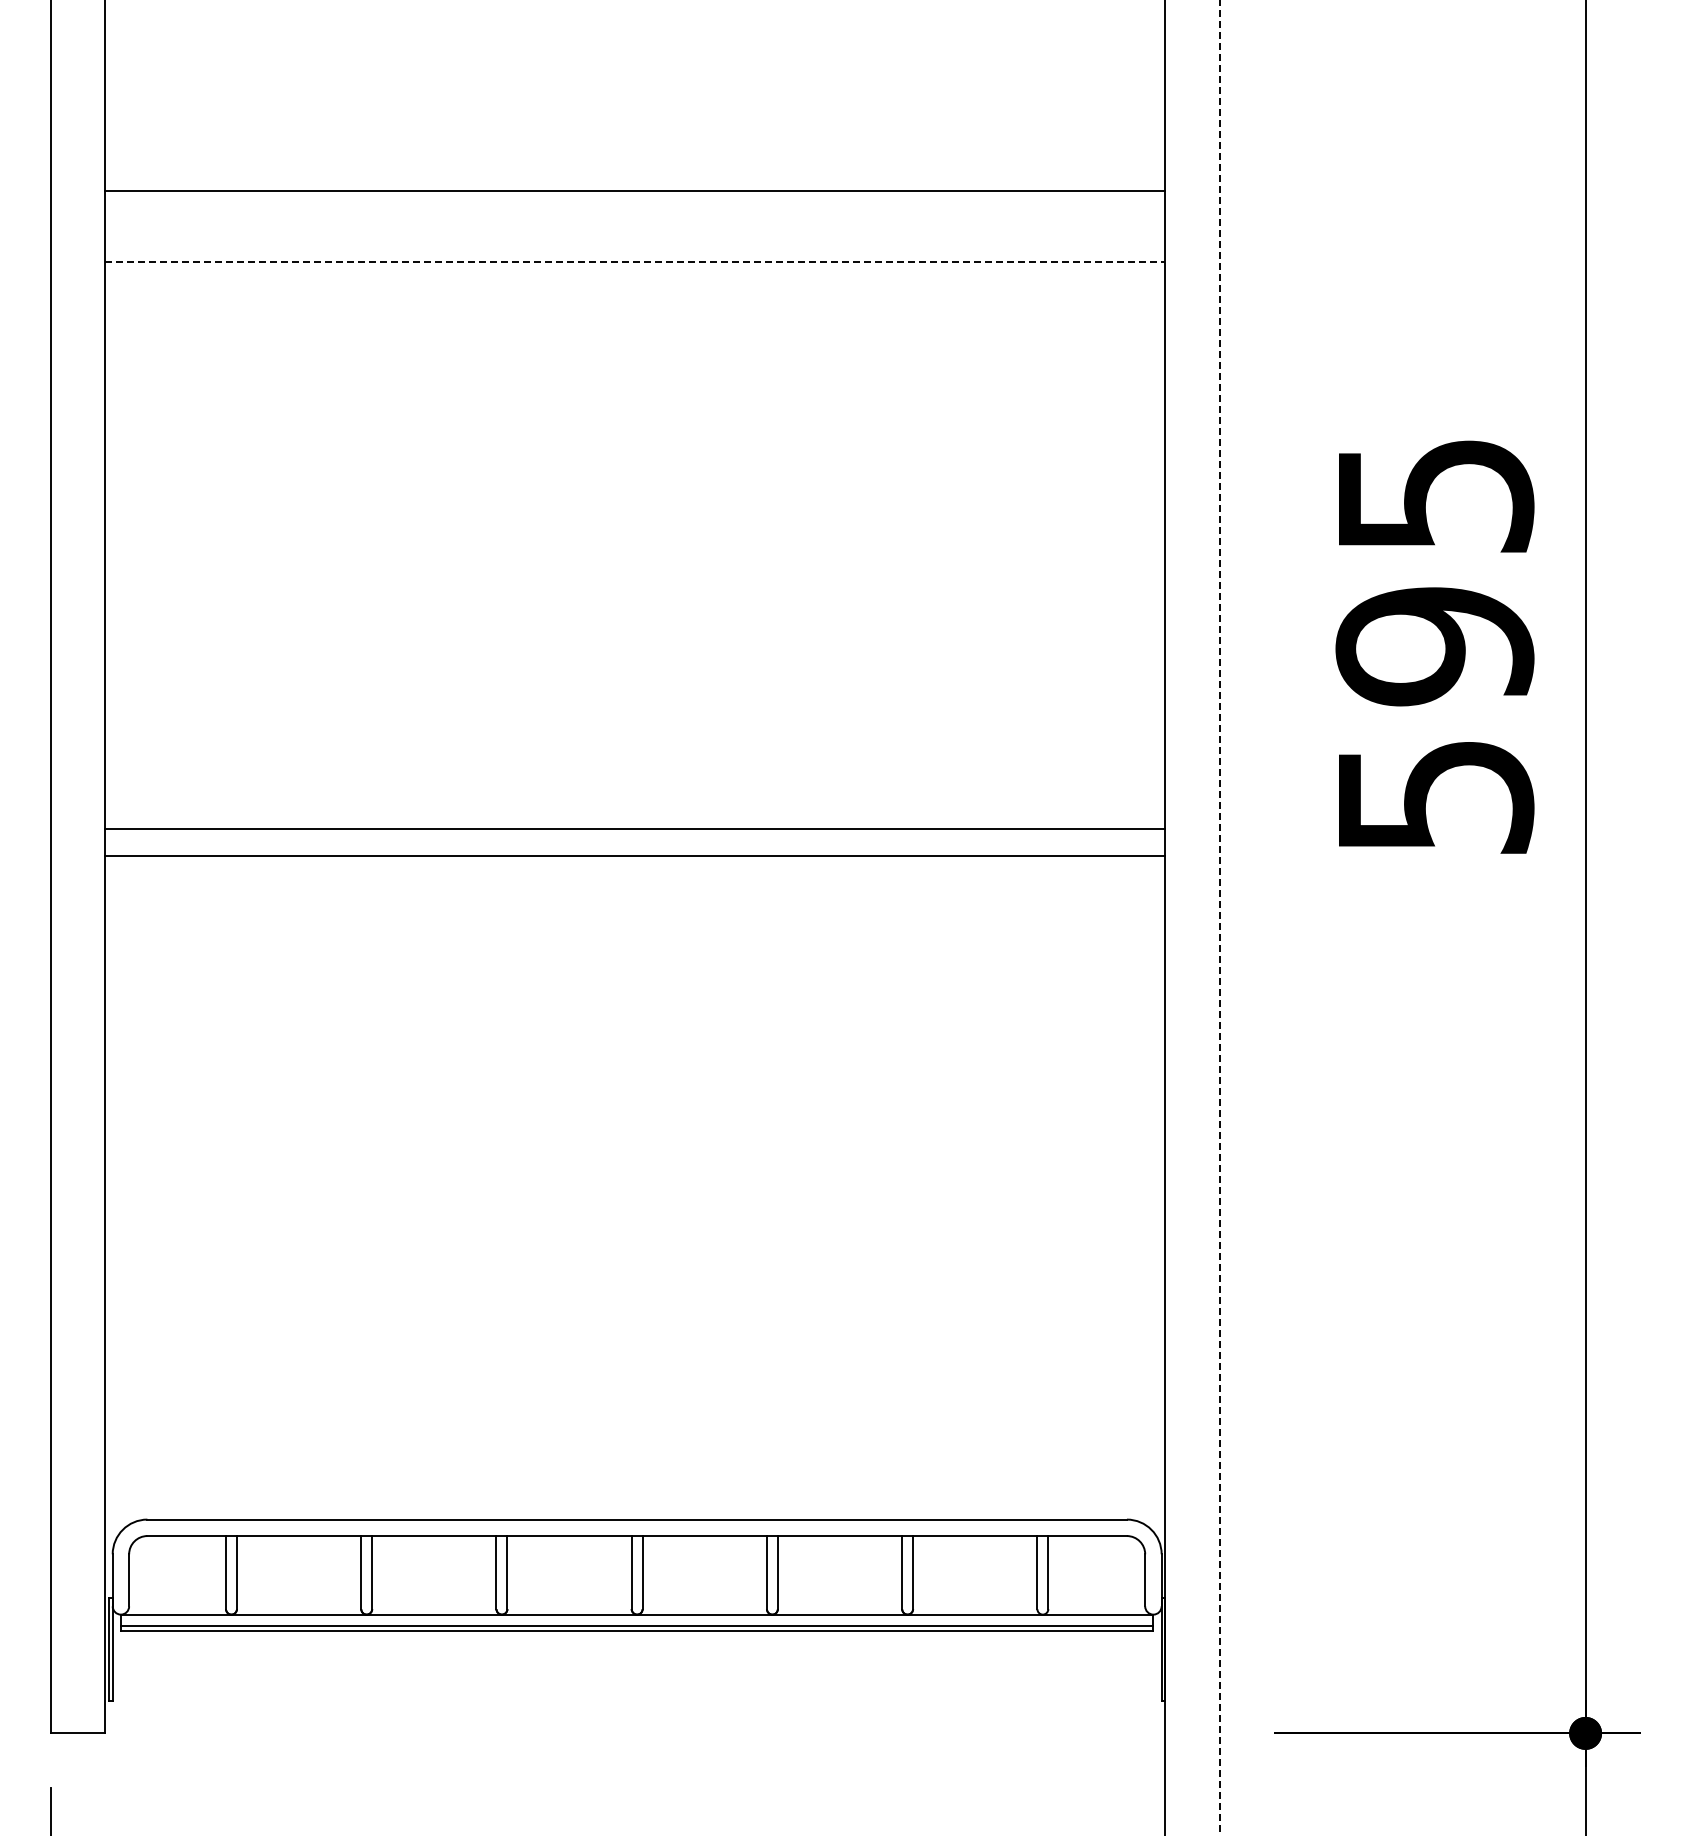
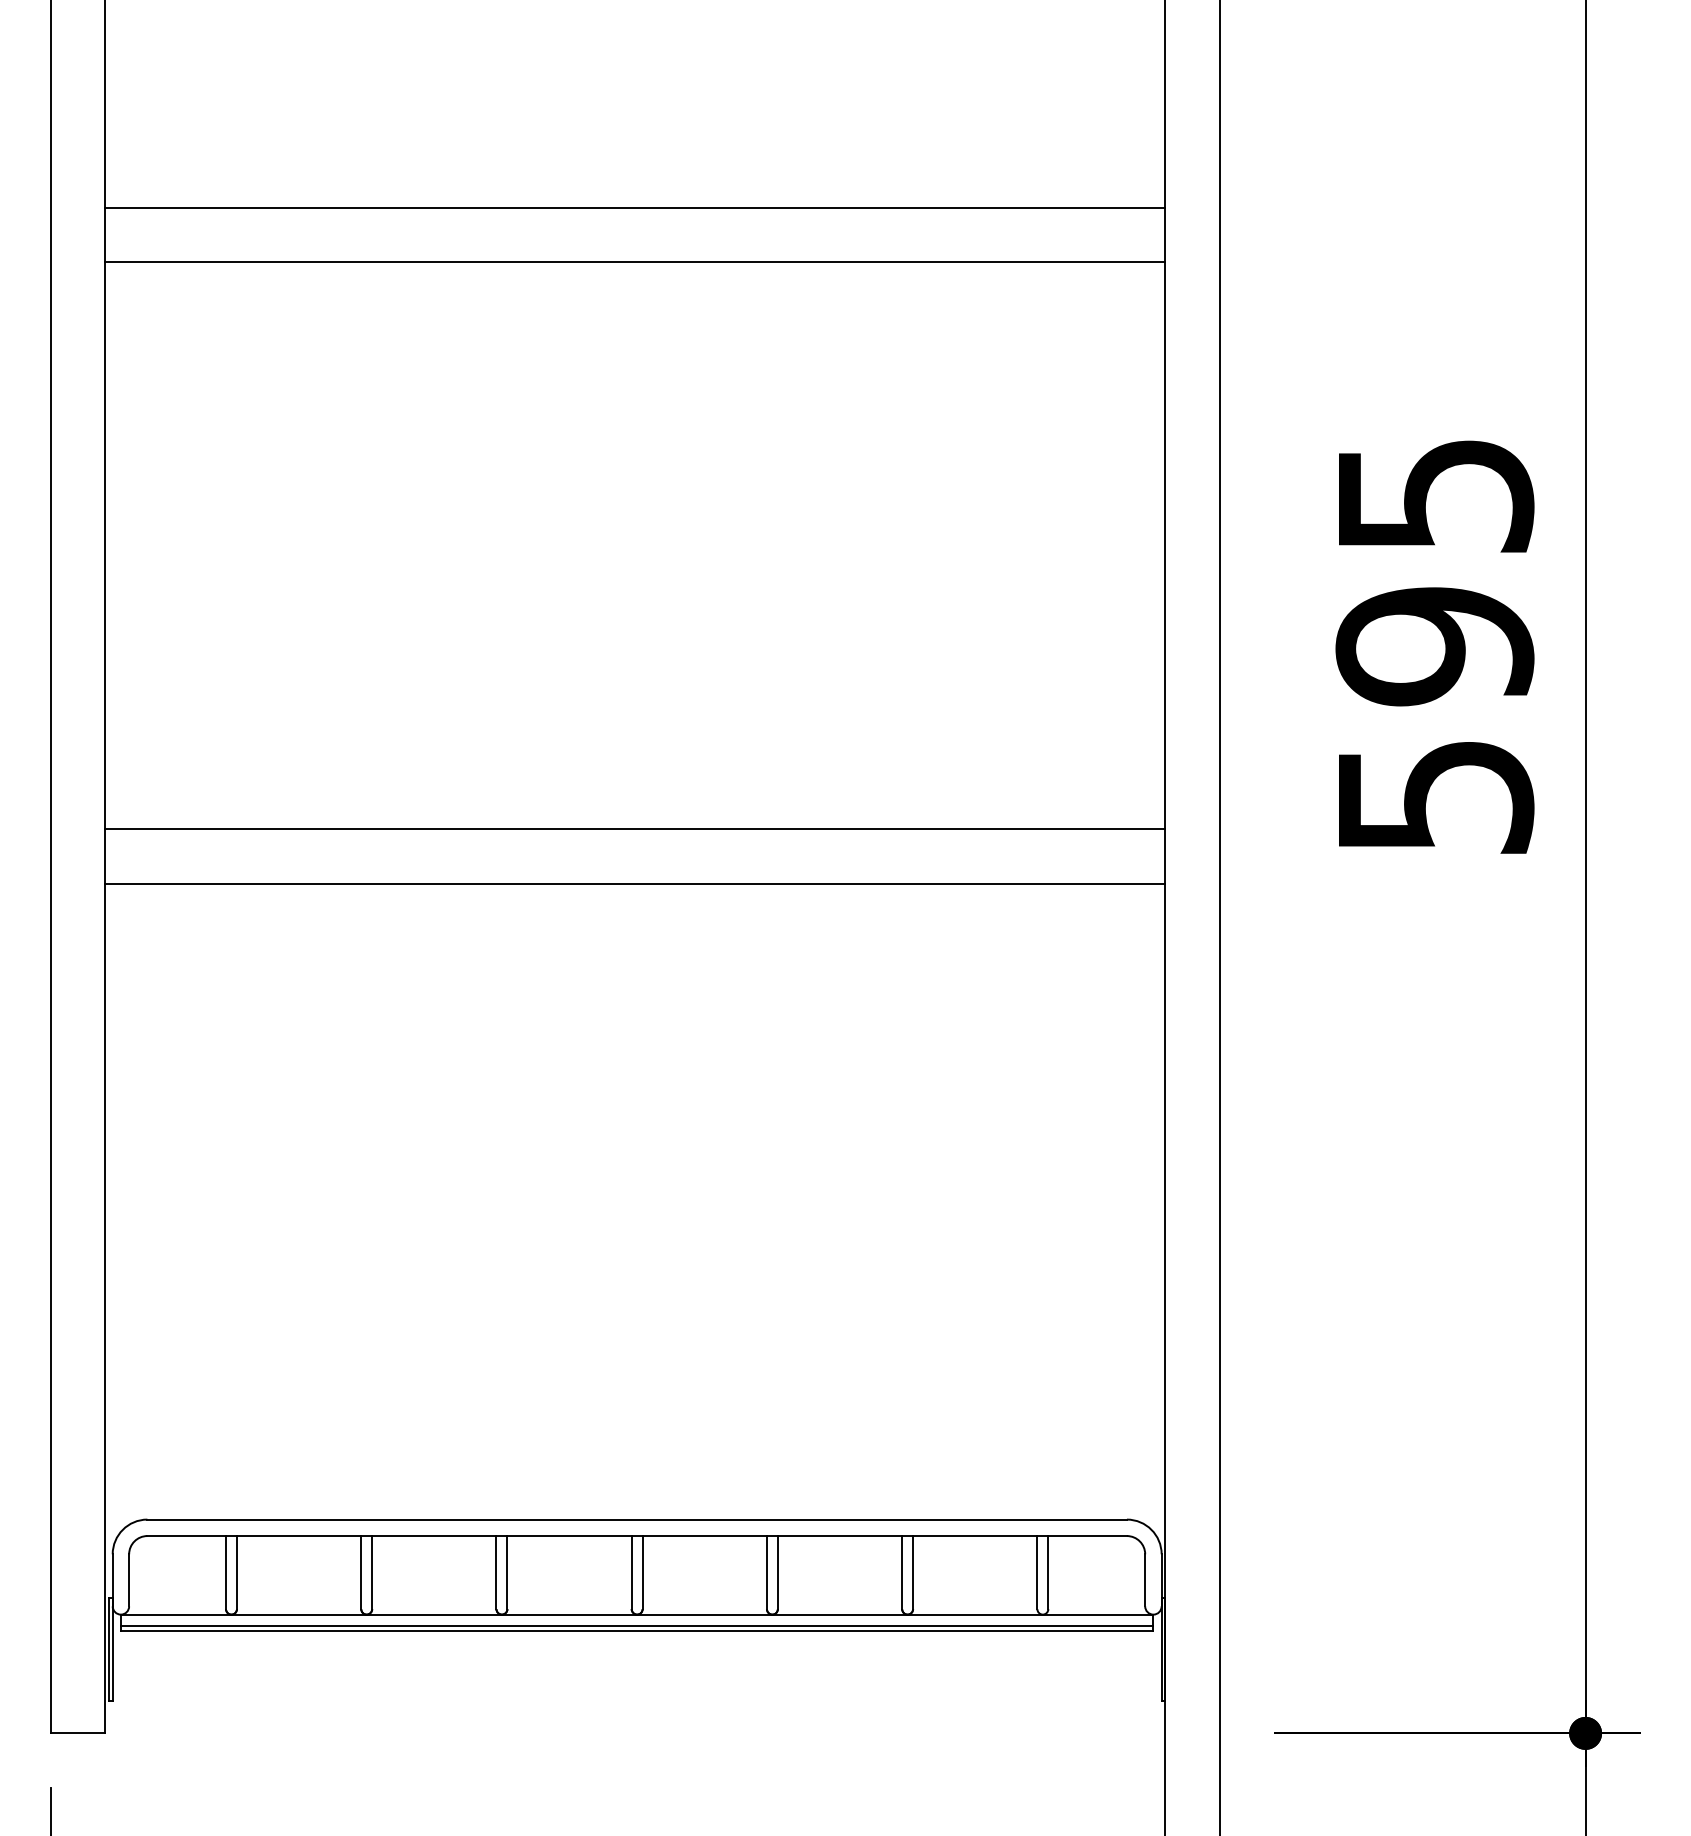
line position: (635, 190) -> (635, 207) (635, 207)
line: dashed -> solid (635, 262)
line position: (635, 855) -> (635, 883) (635, 883)
line: dashed -> solid (1220, 917)
